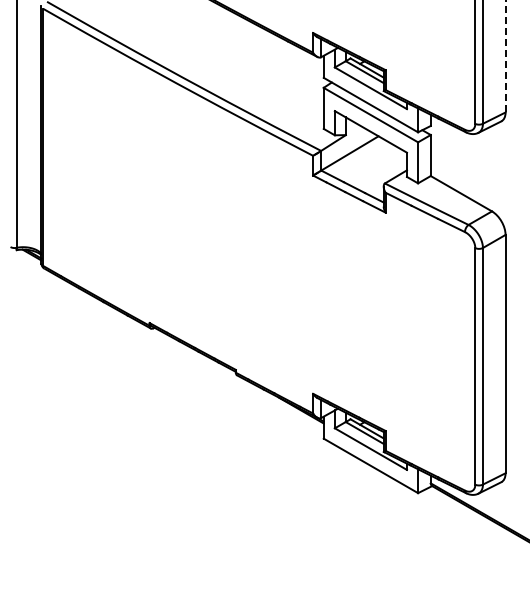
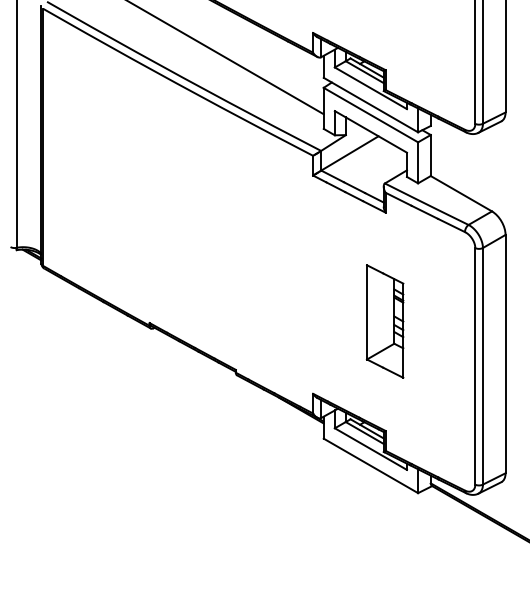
line: dashed -> solid (505, 56)
line: none -> present (226, 58)
part: none -> present (384, 321)
